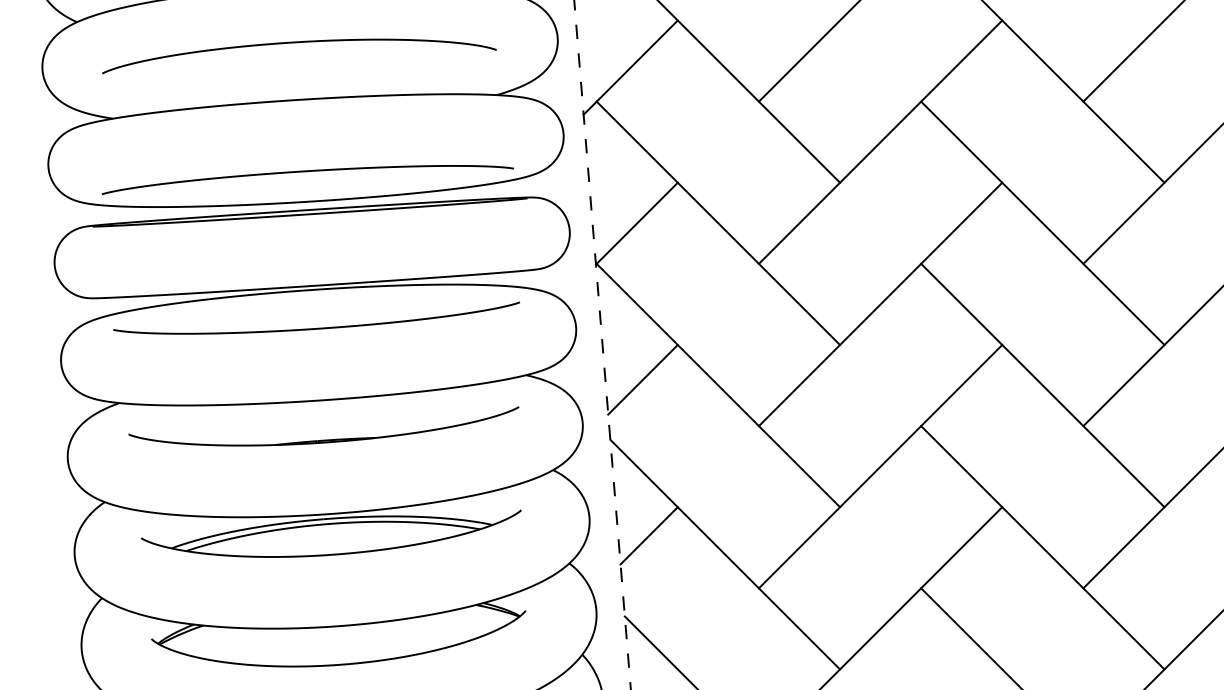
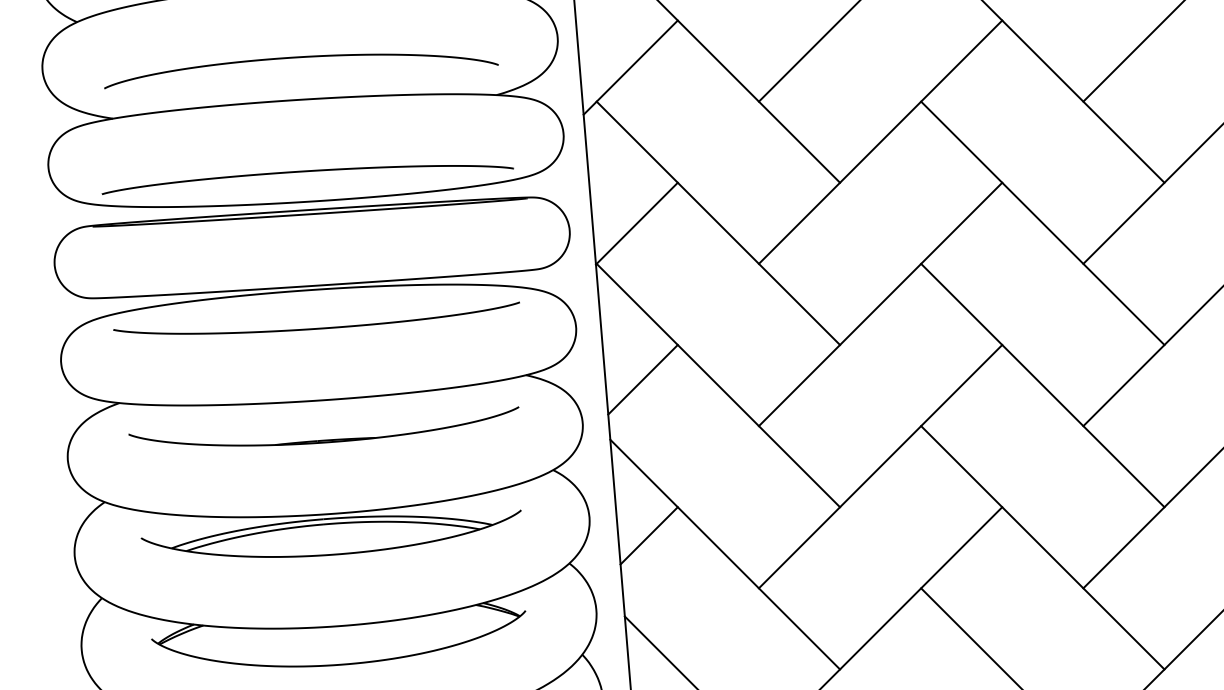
curve position: (298, 43) -> (300, 58) (300, 58)
line: dashed -> solid (602, 344)
